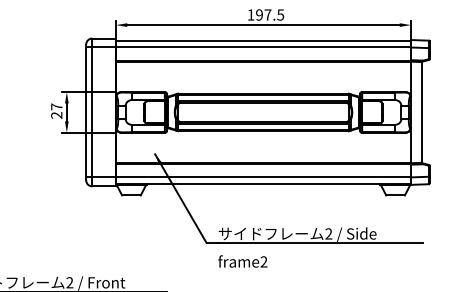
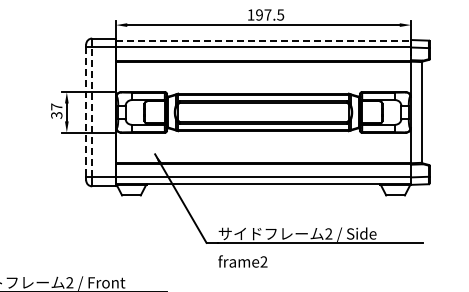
line: solid -> dashed (264, 40)
line: solid -> dashed (86, 112)
line: solid -> dashed (92, 112)
text: 27 -> 37 (56, 115)
